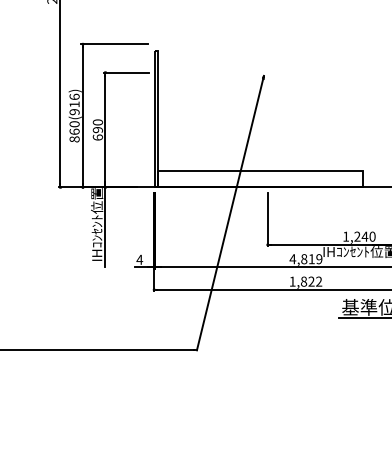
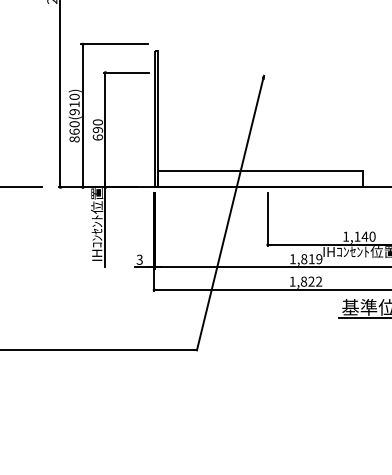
text: 860(916) -> 860(910) (74, 96)
line: none -> present (22, 187)
text: 1,240 -> 1,140 (357, 236)
text: 4 -> 3 (139, 259)
text: 4,819 -> 1,819 (292, 259)
